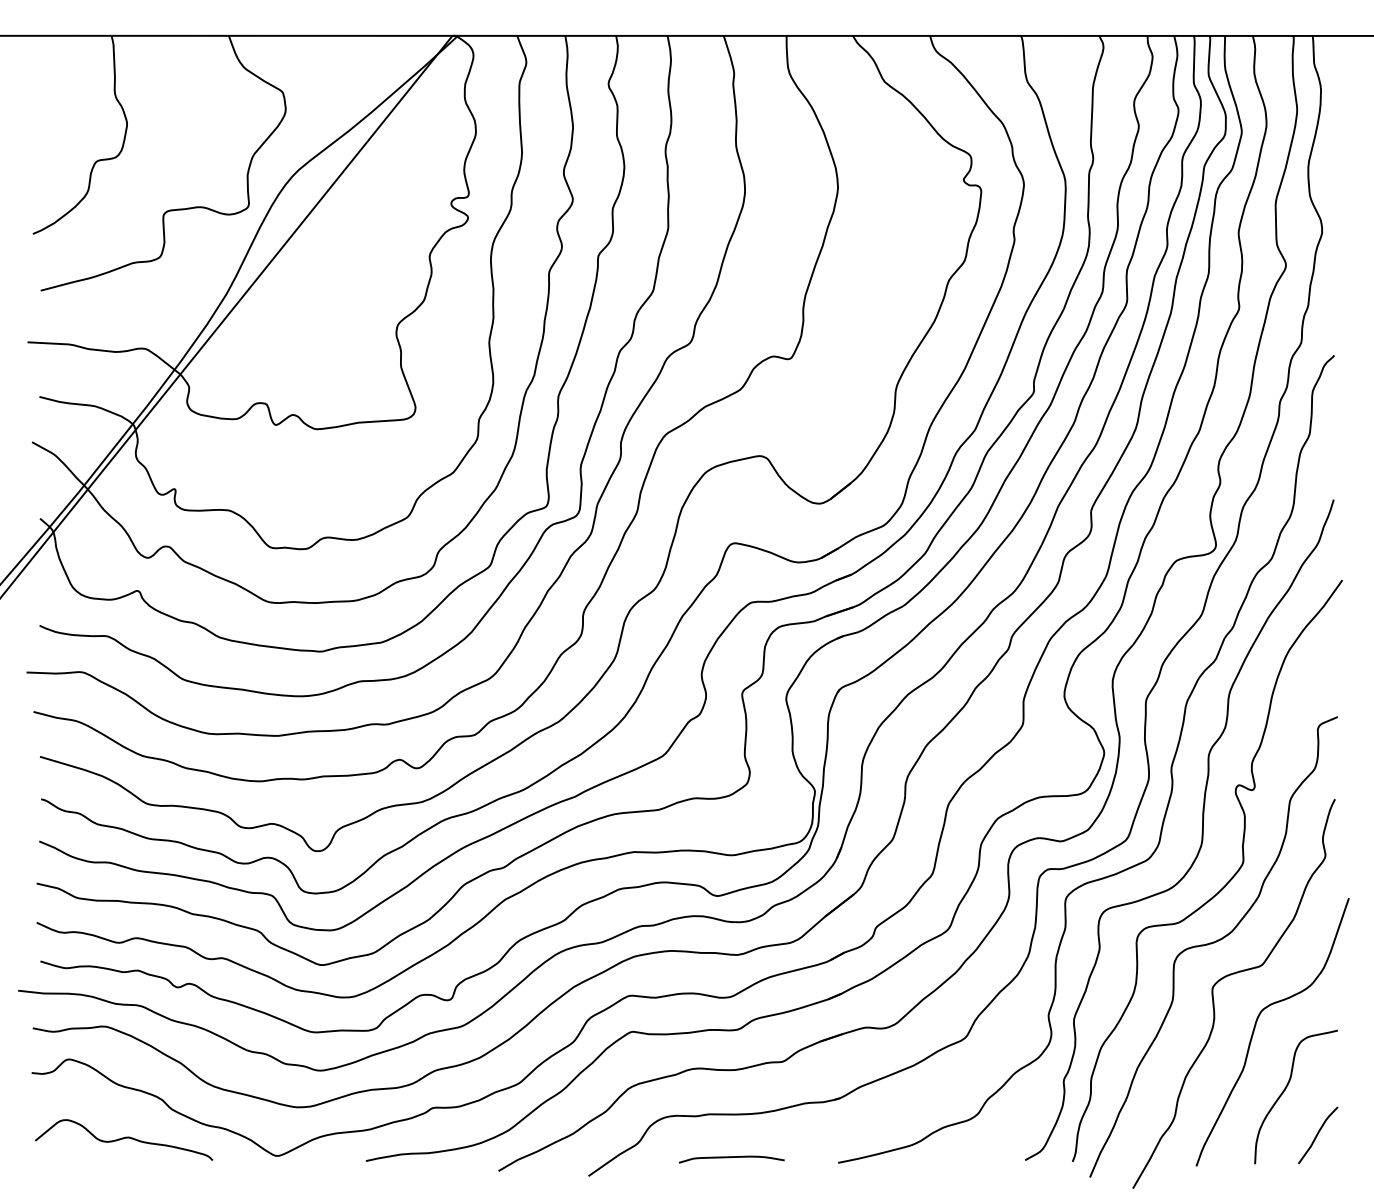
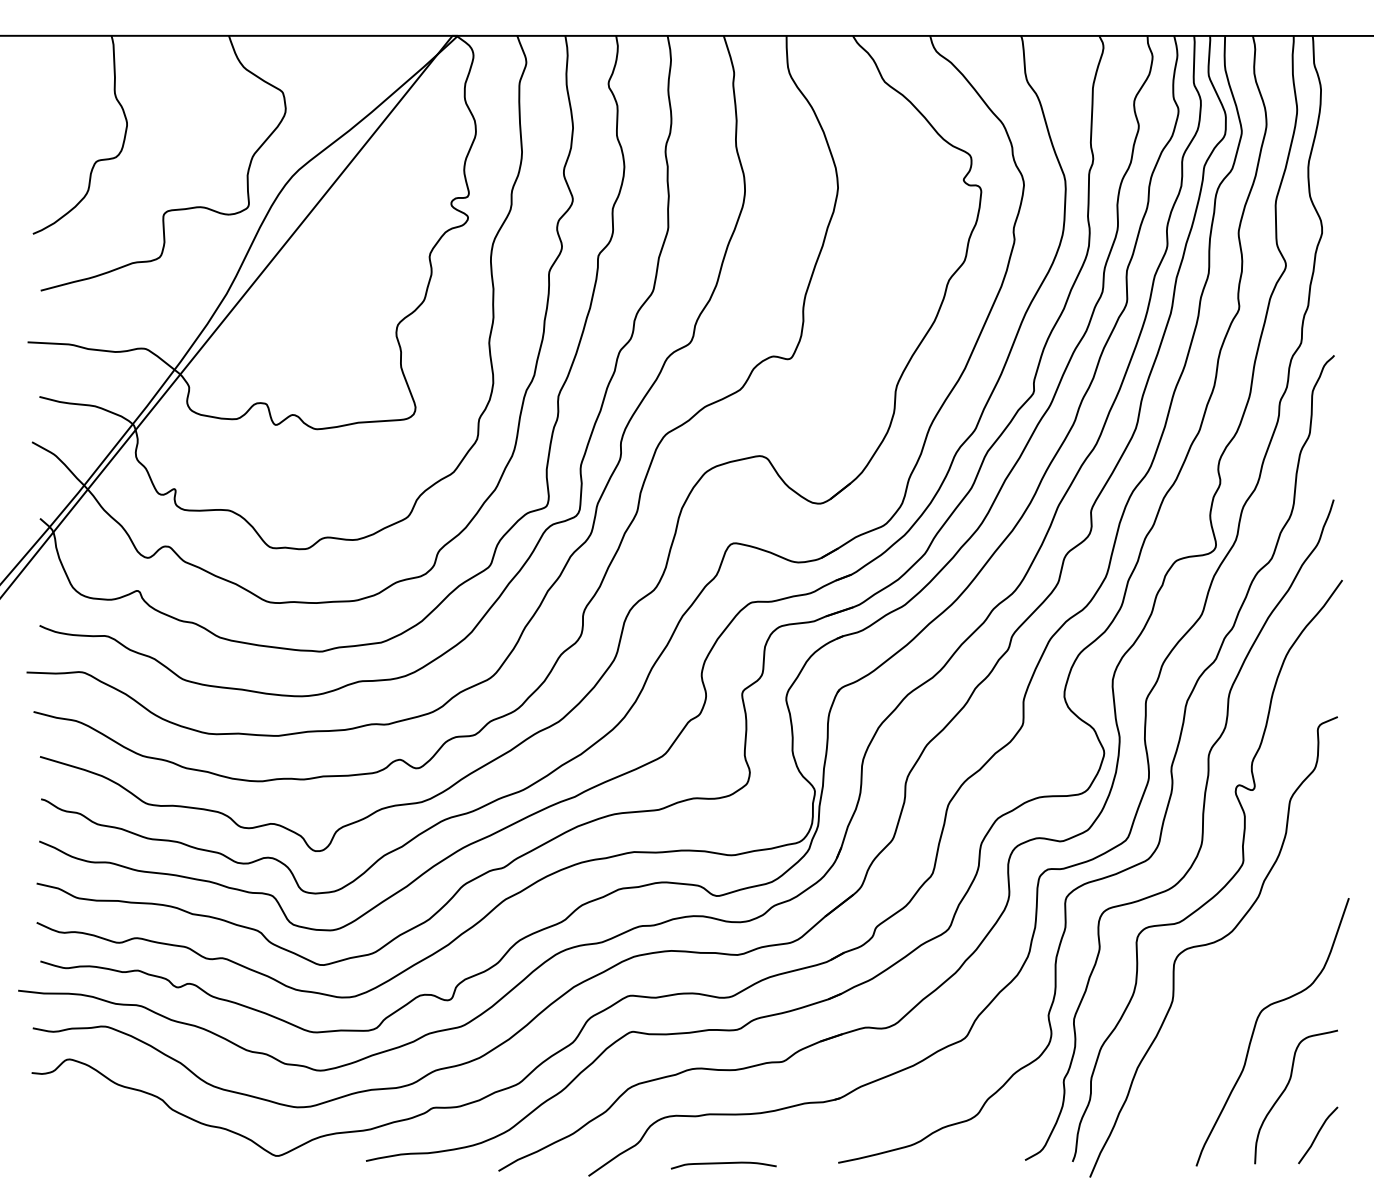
curve: present -> none (1226, 977)
curve: present -> none (124, 1138)
curve position: (730, 1158) -> (722, 1164) (722, 1164)
